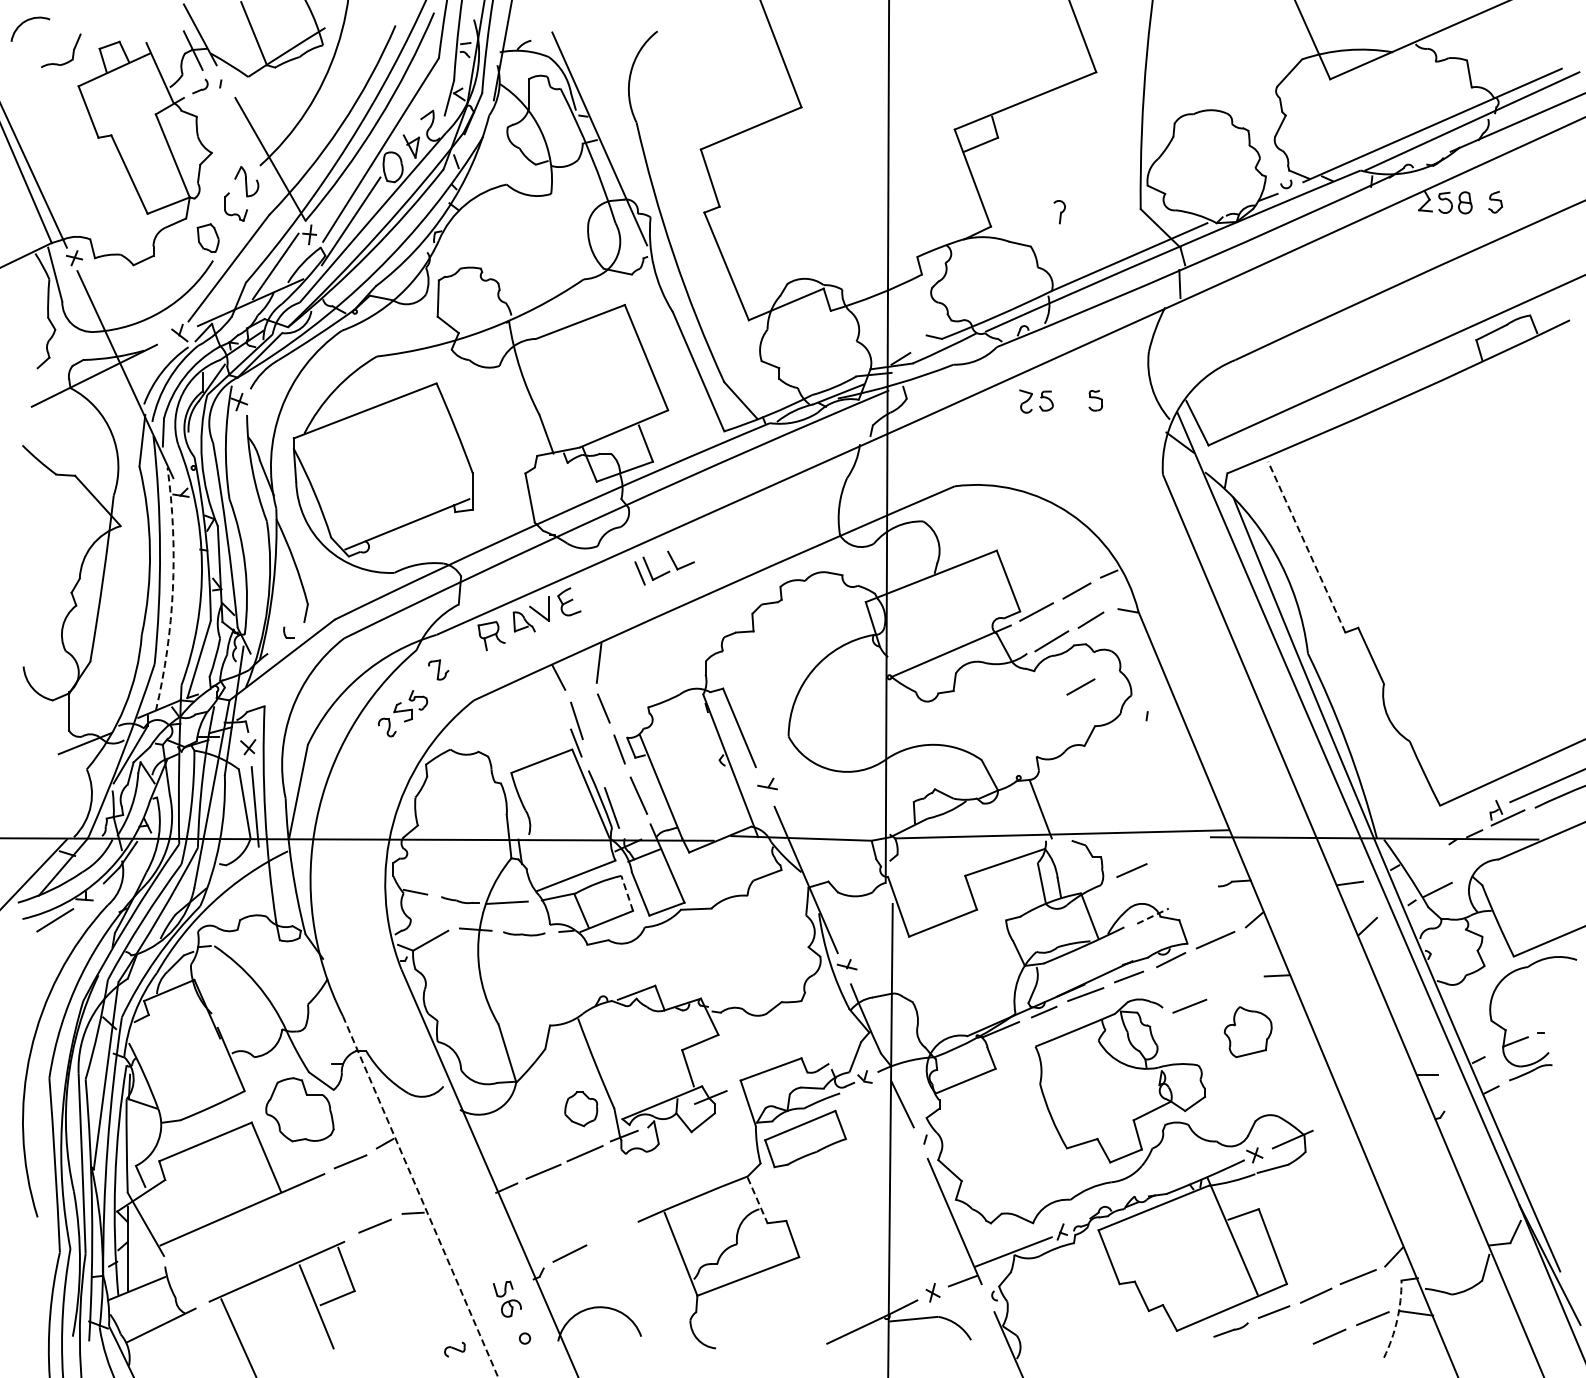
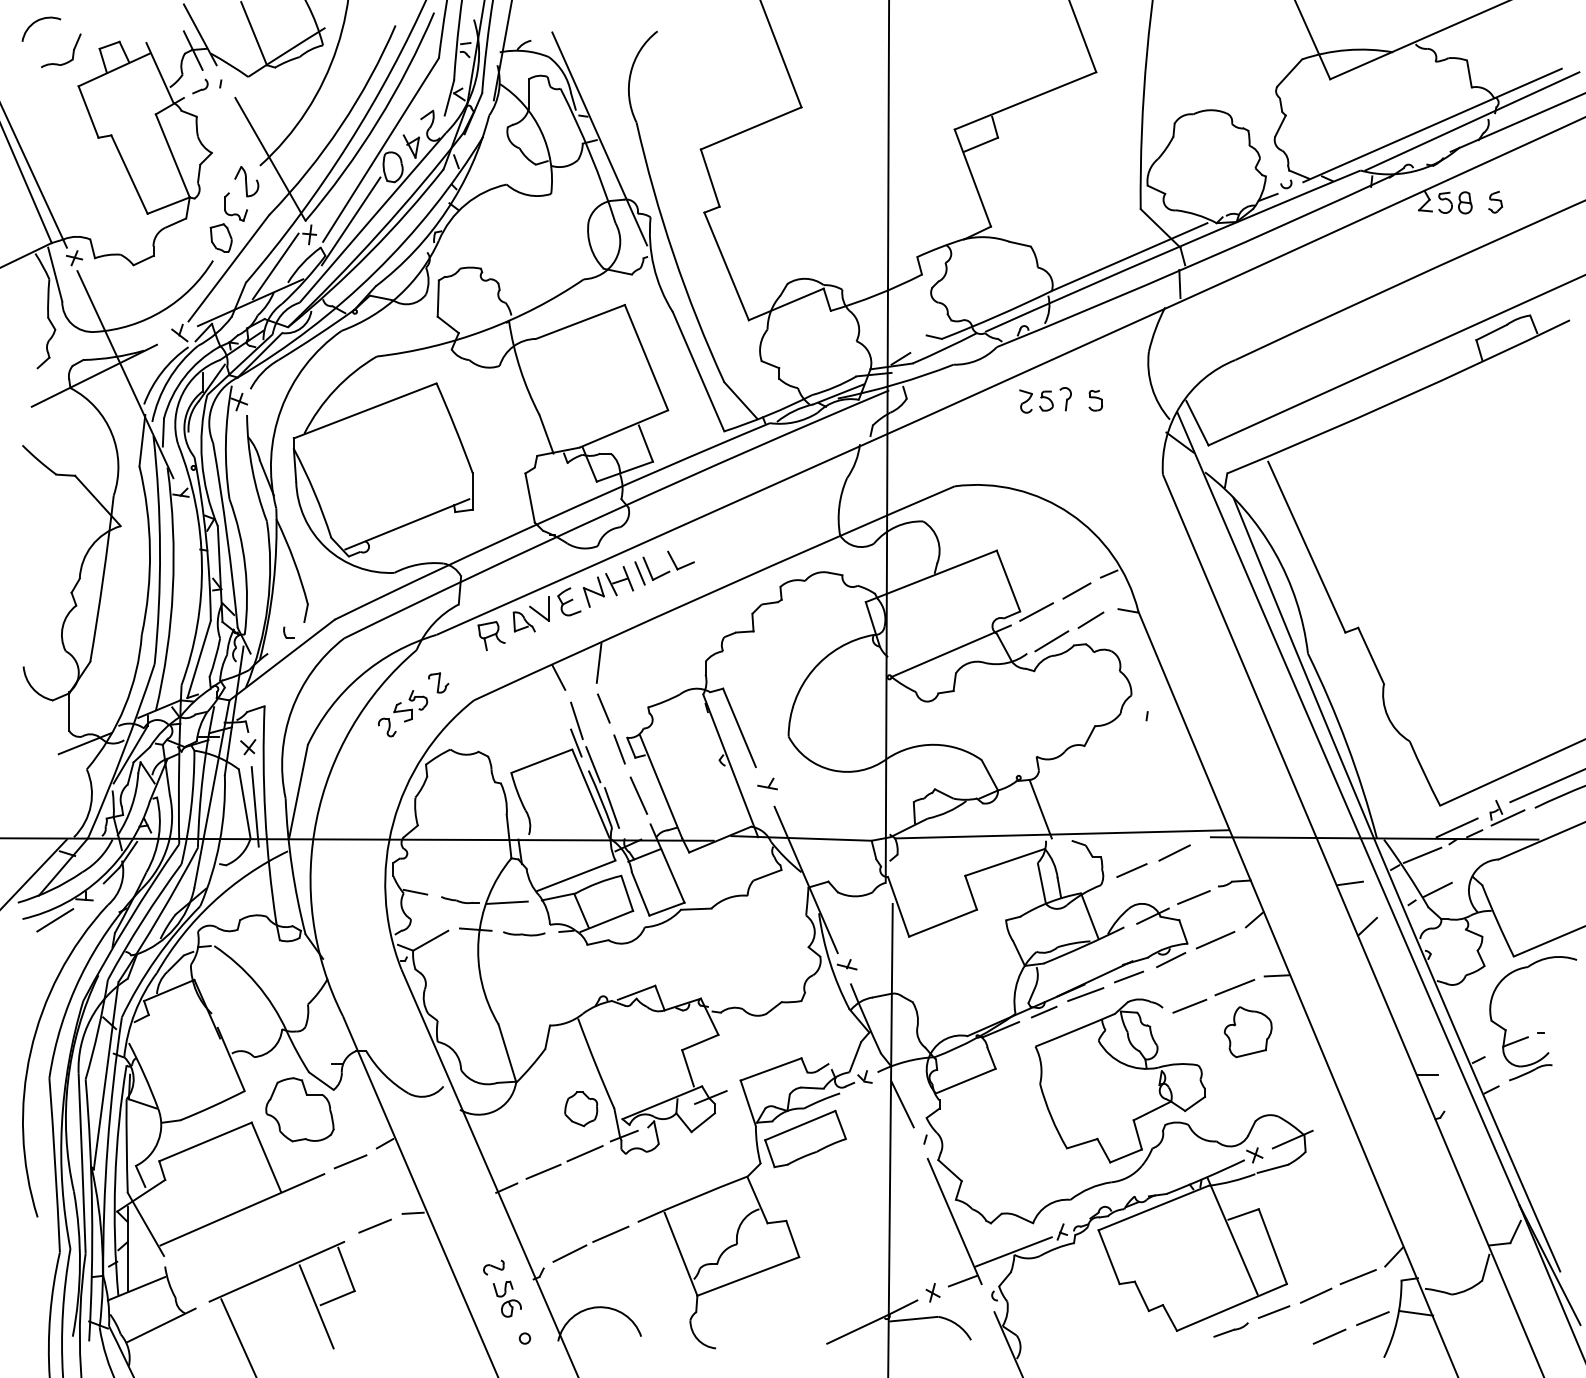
arc position: (27, 21) -> (38, 21) (38, 21)
part position: (1059, 212) -> (1065, 399) (1065, 399)
part position: (207, 237) -> (220, 237) (220, 237)
line: dashed -> solid (1306, 547)
part: none -> present (608, 586)
arc: dashed -> solid (172, 589)
part position: (438, 669) -> (438, 682) (438, 682)
line: present -> none (1080, 686)
line: none -> present (593, 764)
line: none -> present (1456, 827)
line: none -> present (1174, 852)
line: none -> present (1422, 854)
line: dashed -> solid (627, 892)
line: none -> present (1193, 897)
line: dashed -> solid (1153, 916)
line: none -> present (1234, 987)
arc: dashed -> solid (420, 1197)
line: dashed -> solid (757, 1200)
line: none -> present (610, 1233)
arc: dashed -> solid (1397, 1320)
part position: (454, 1349) -> (493, 1267) (493, 1267)
